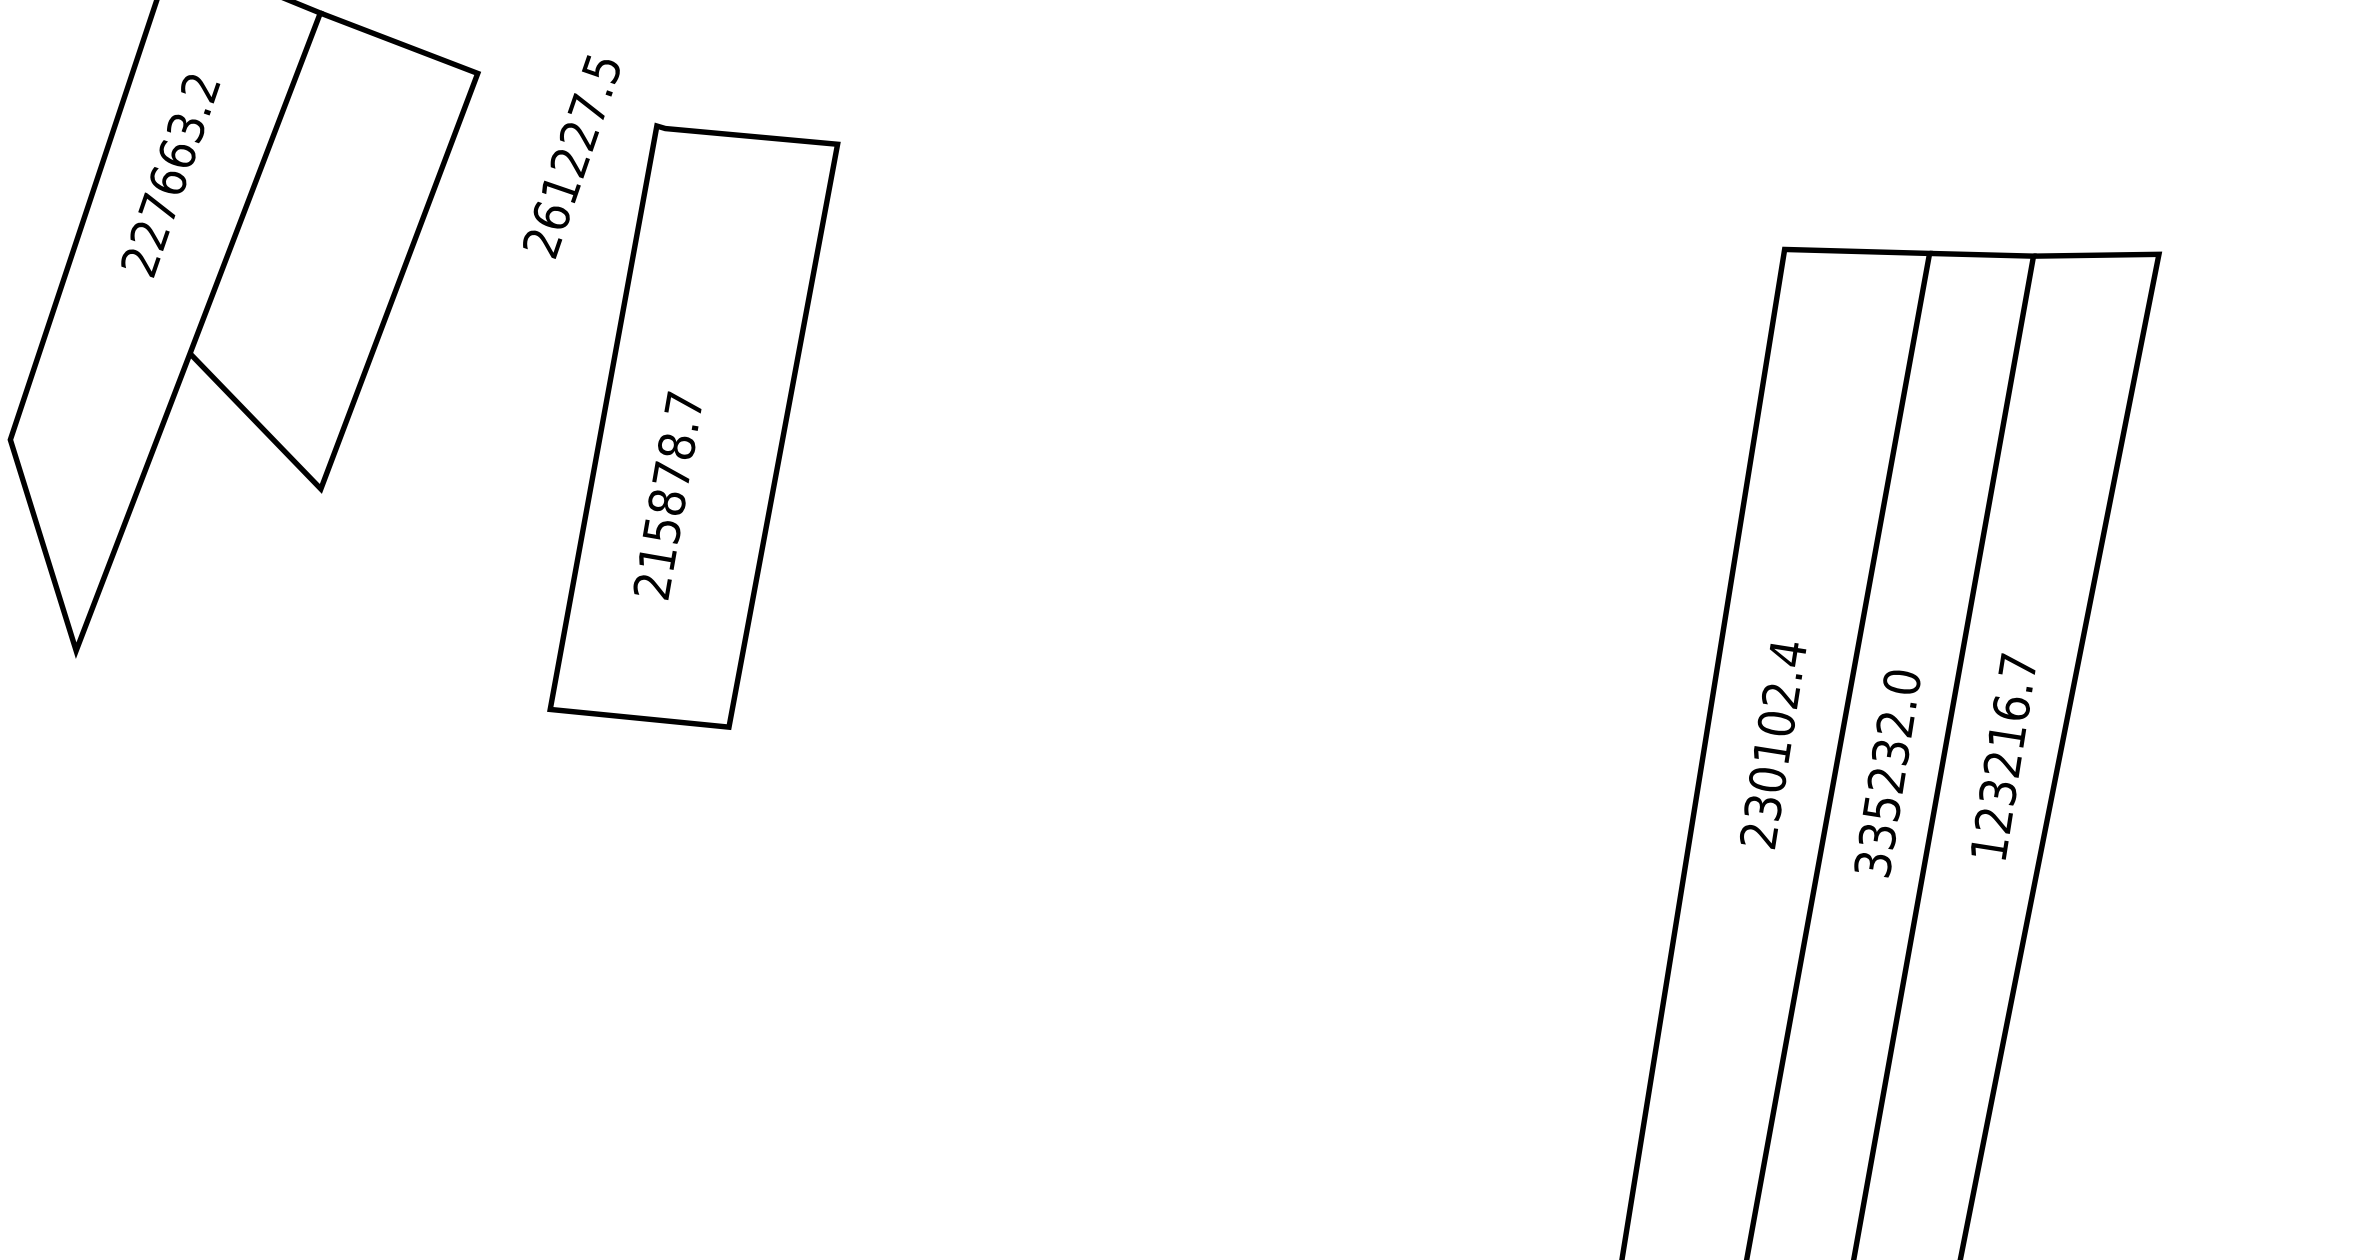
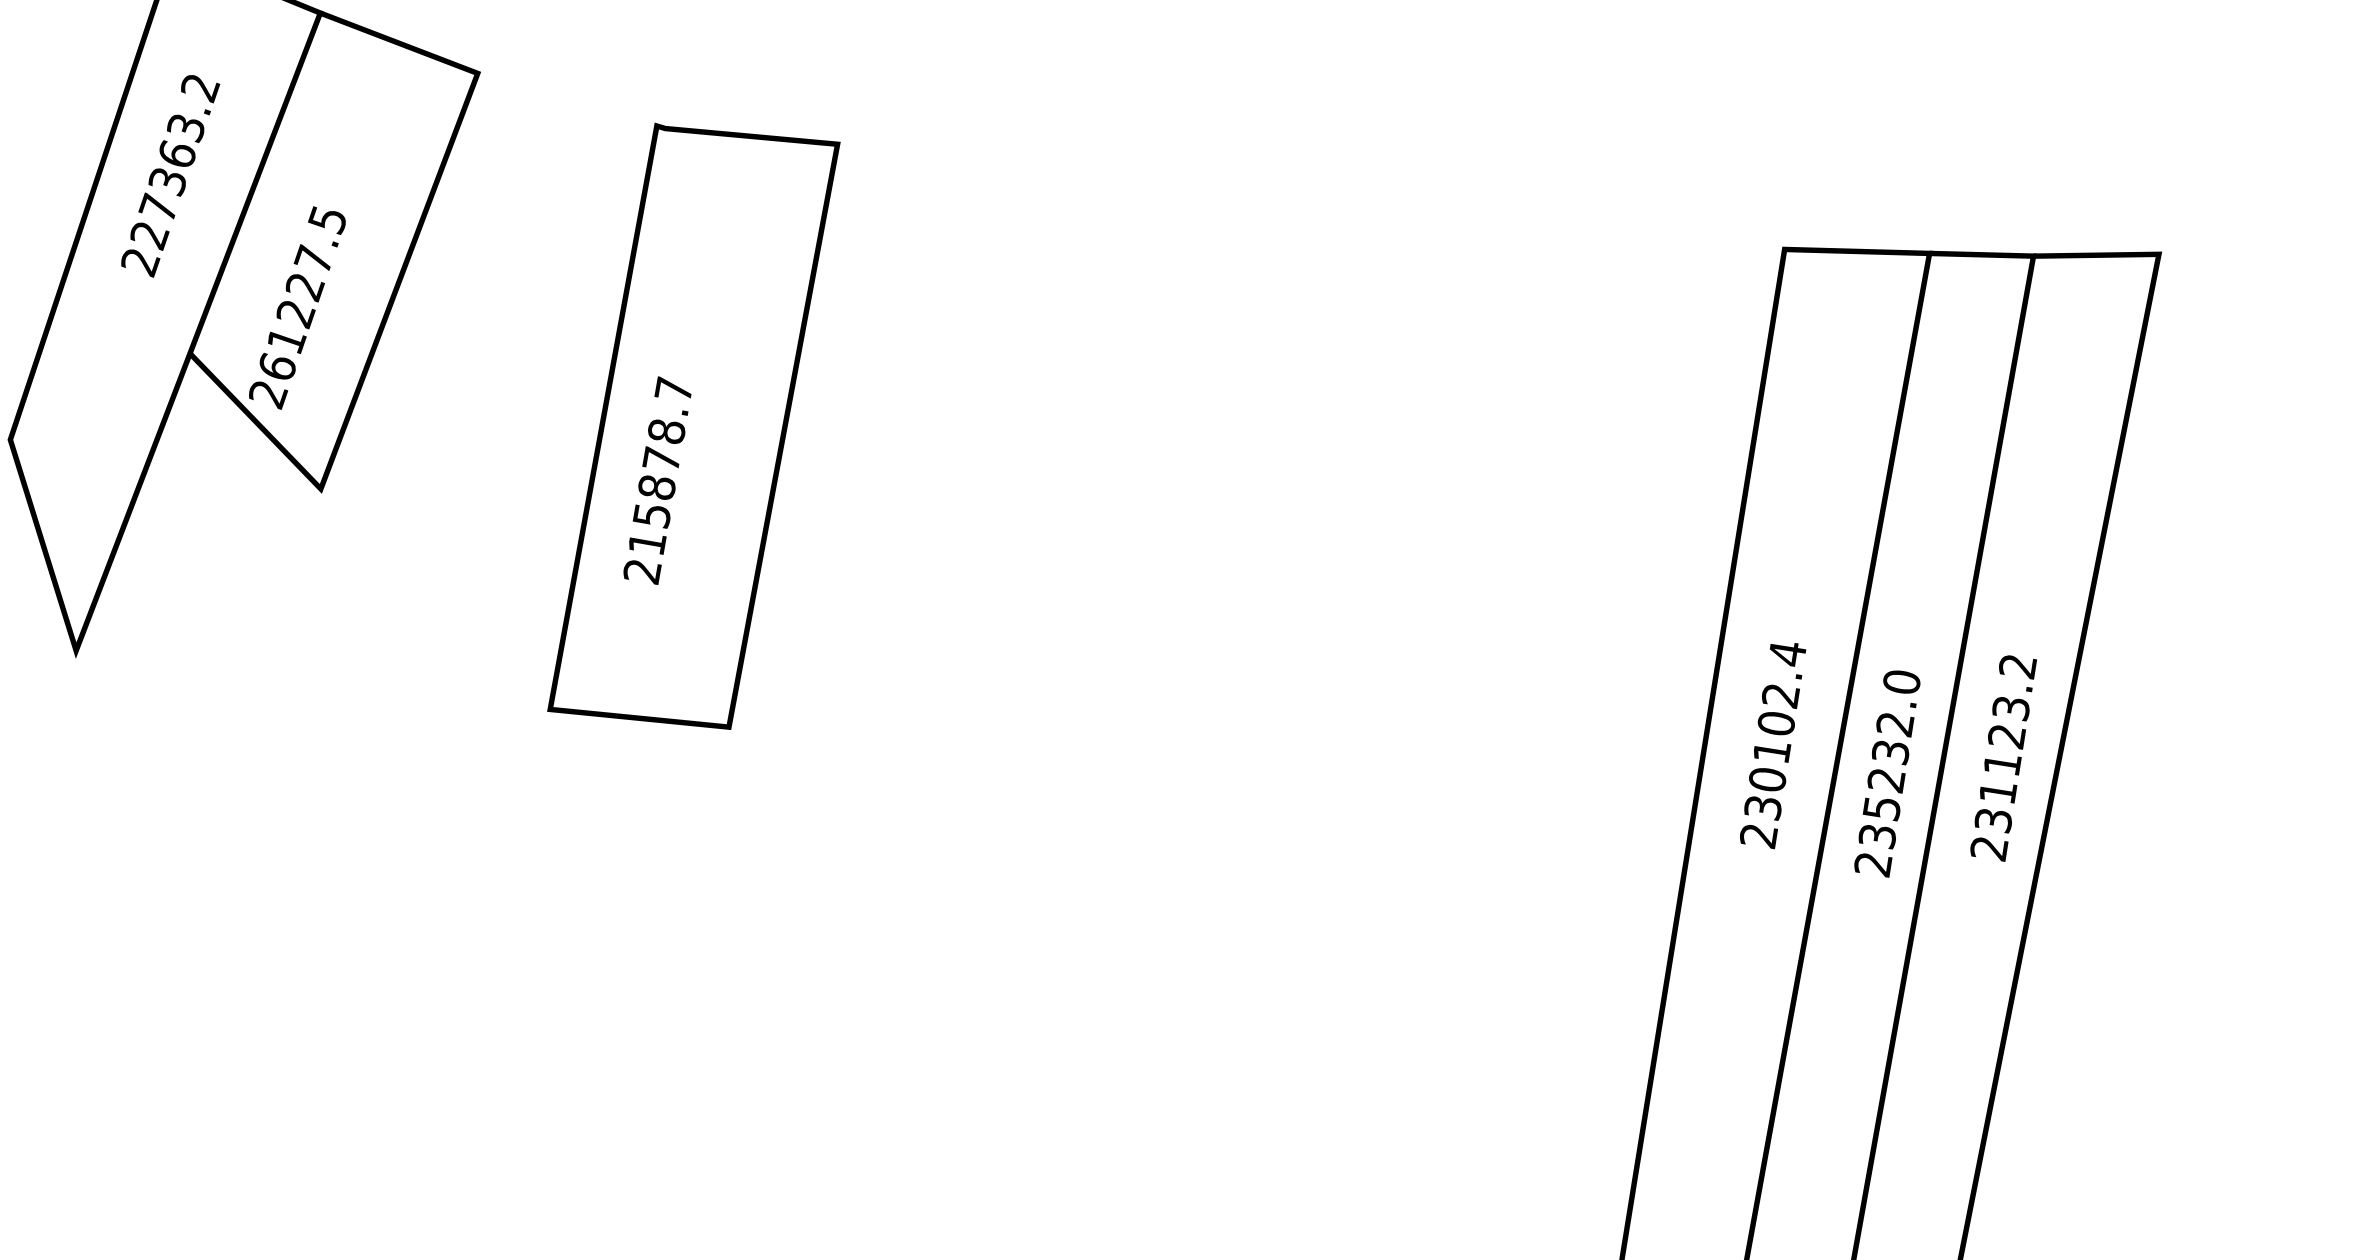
text position: (571, 156) -> (297, 307) (297, 307)
text: 227663.2 -> 227363.2 (167, 181)
text position: (667, 495) -> (657, 480) (657, 480)
text: 123216.7 -> 231123.2 (2003, 757)
text: 335232.0 -> 235232.0 (1873, 865)
